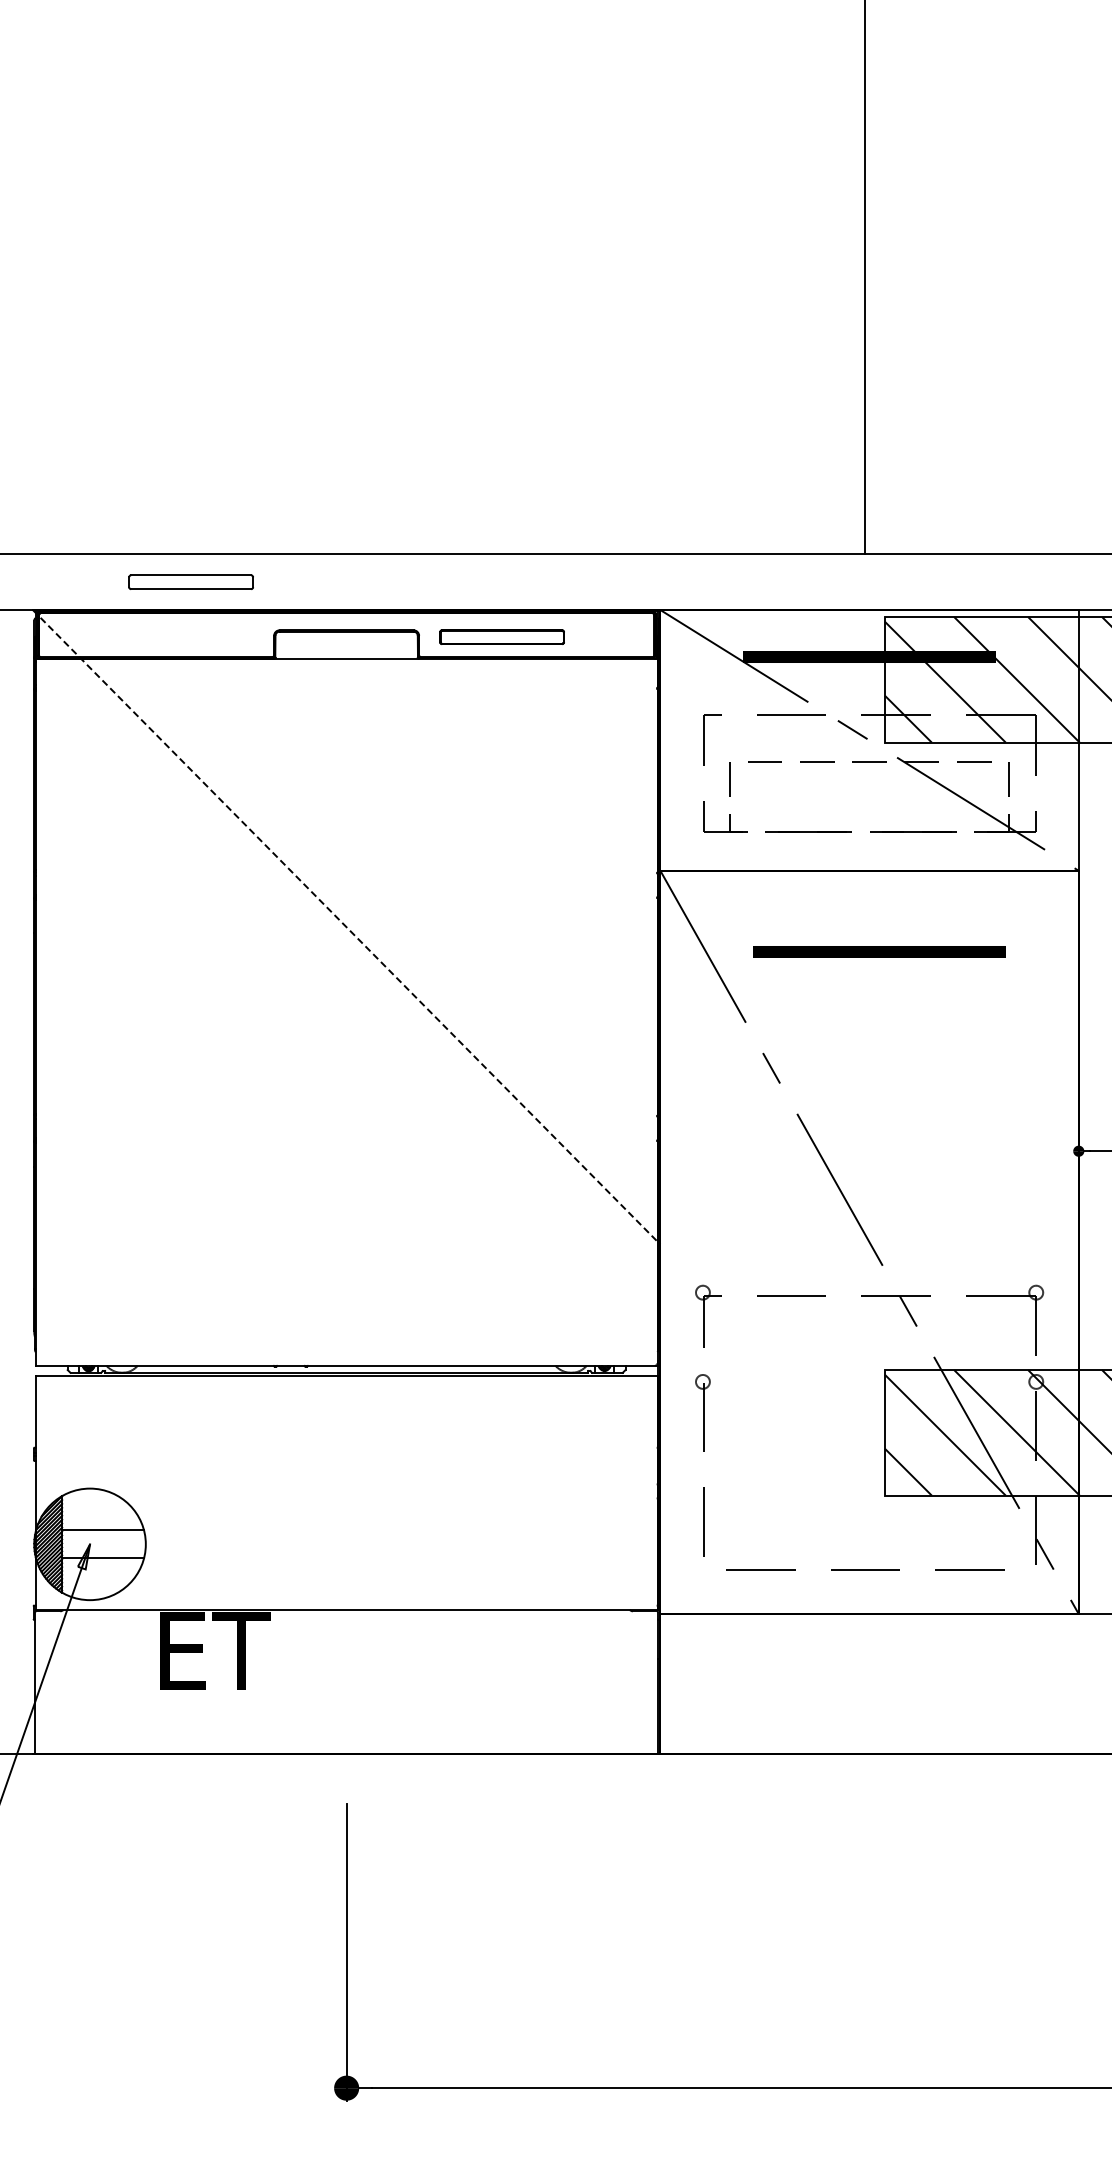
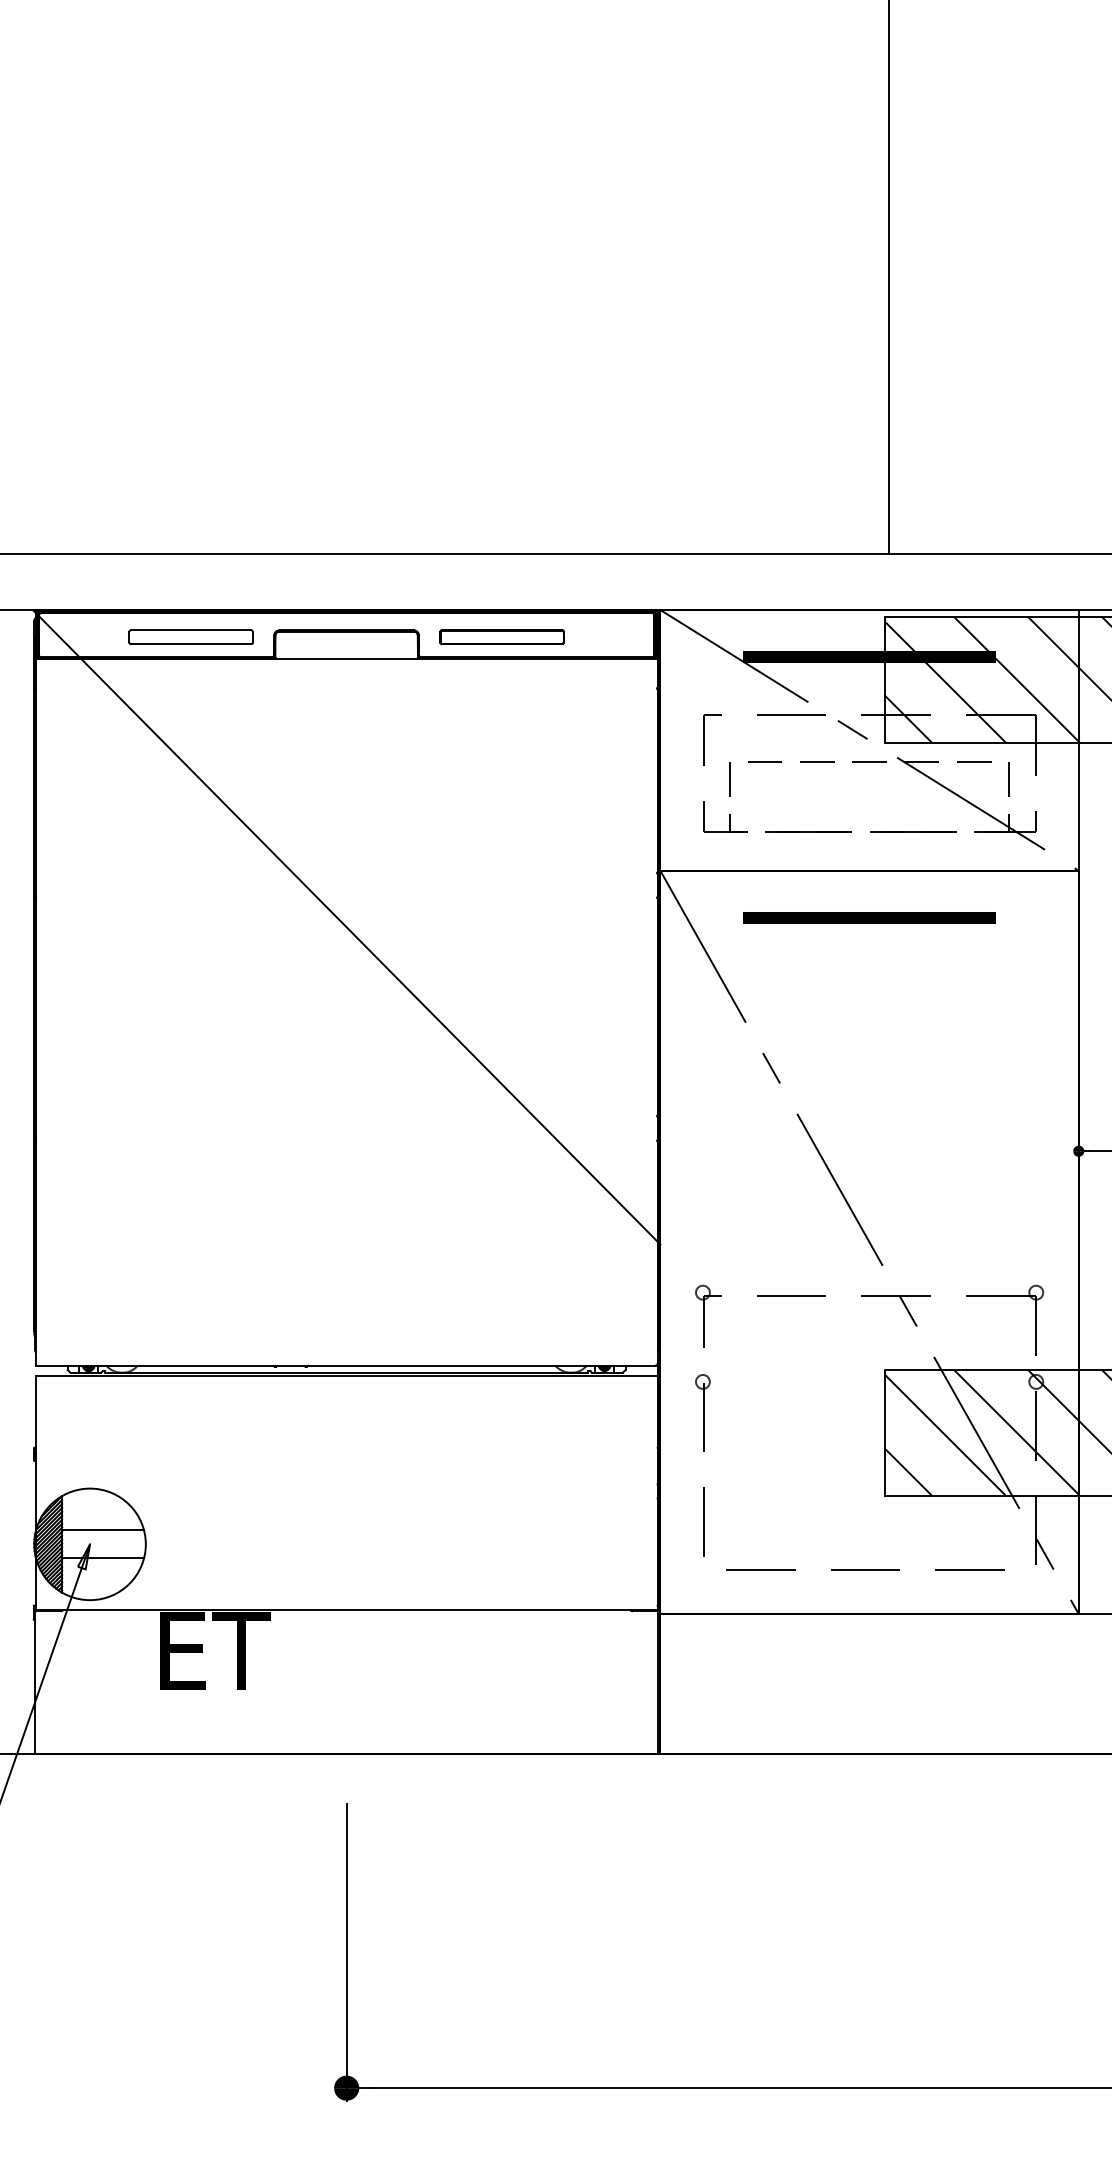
line position: (865, 278) -> (889, 278) (889, 278)
part position: (190, 581) -> (190, 636) (190, 636)
line: dashed -> solid (347, 927)
part position: (879, 951) -> (869, 917) (869, 917)
